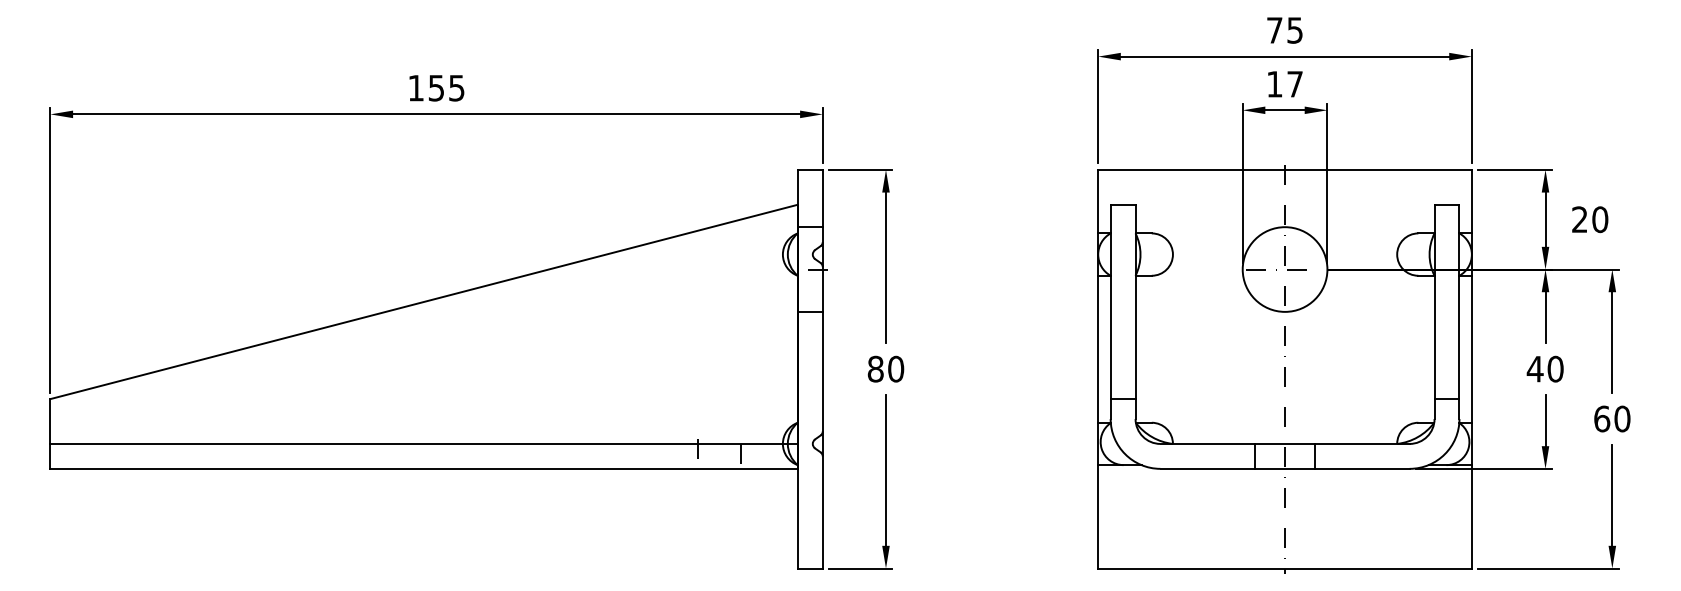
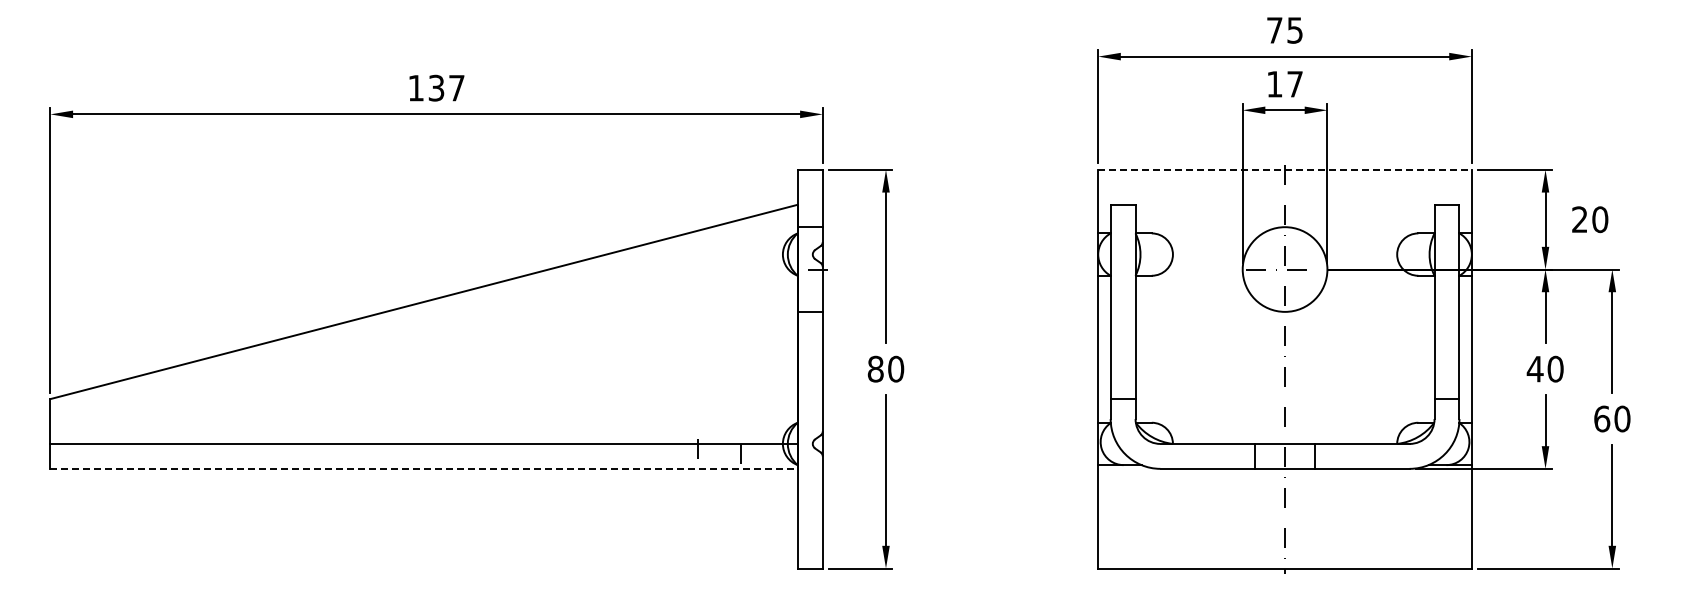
text: 155 -> 137 (446, 87)
line: solid -> dashed (1285, 169)
line: solid -> dashed (424, 468)
